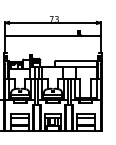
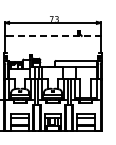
line: solid -> dashed (52, 35)
